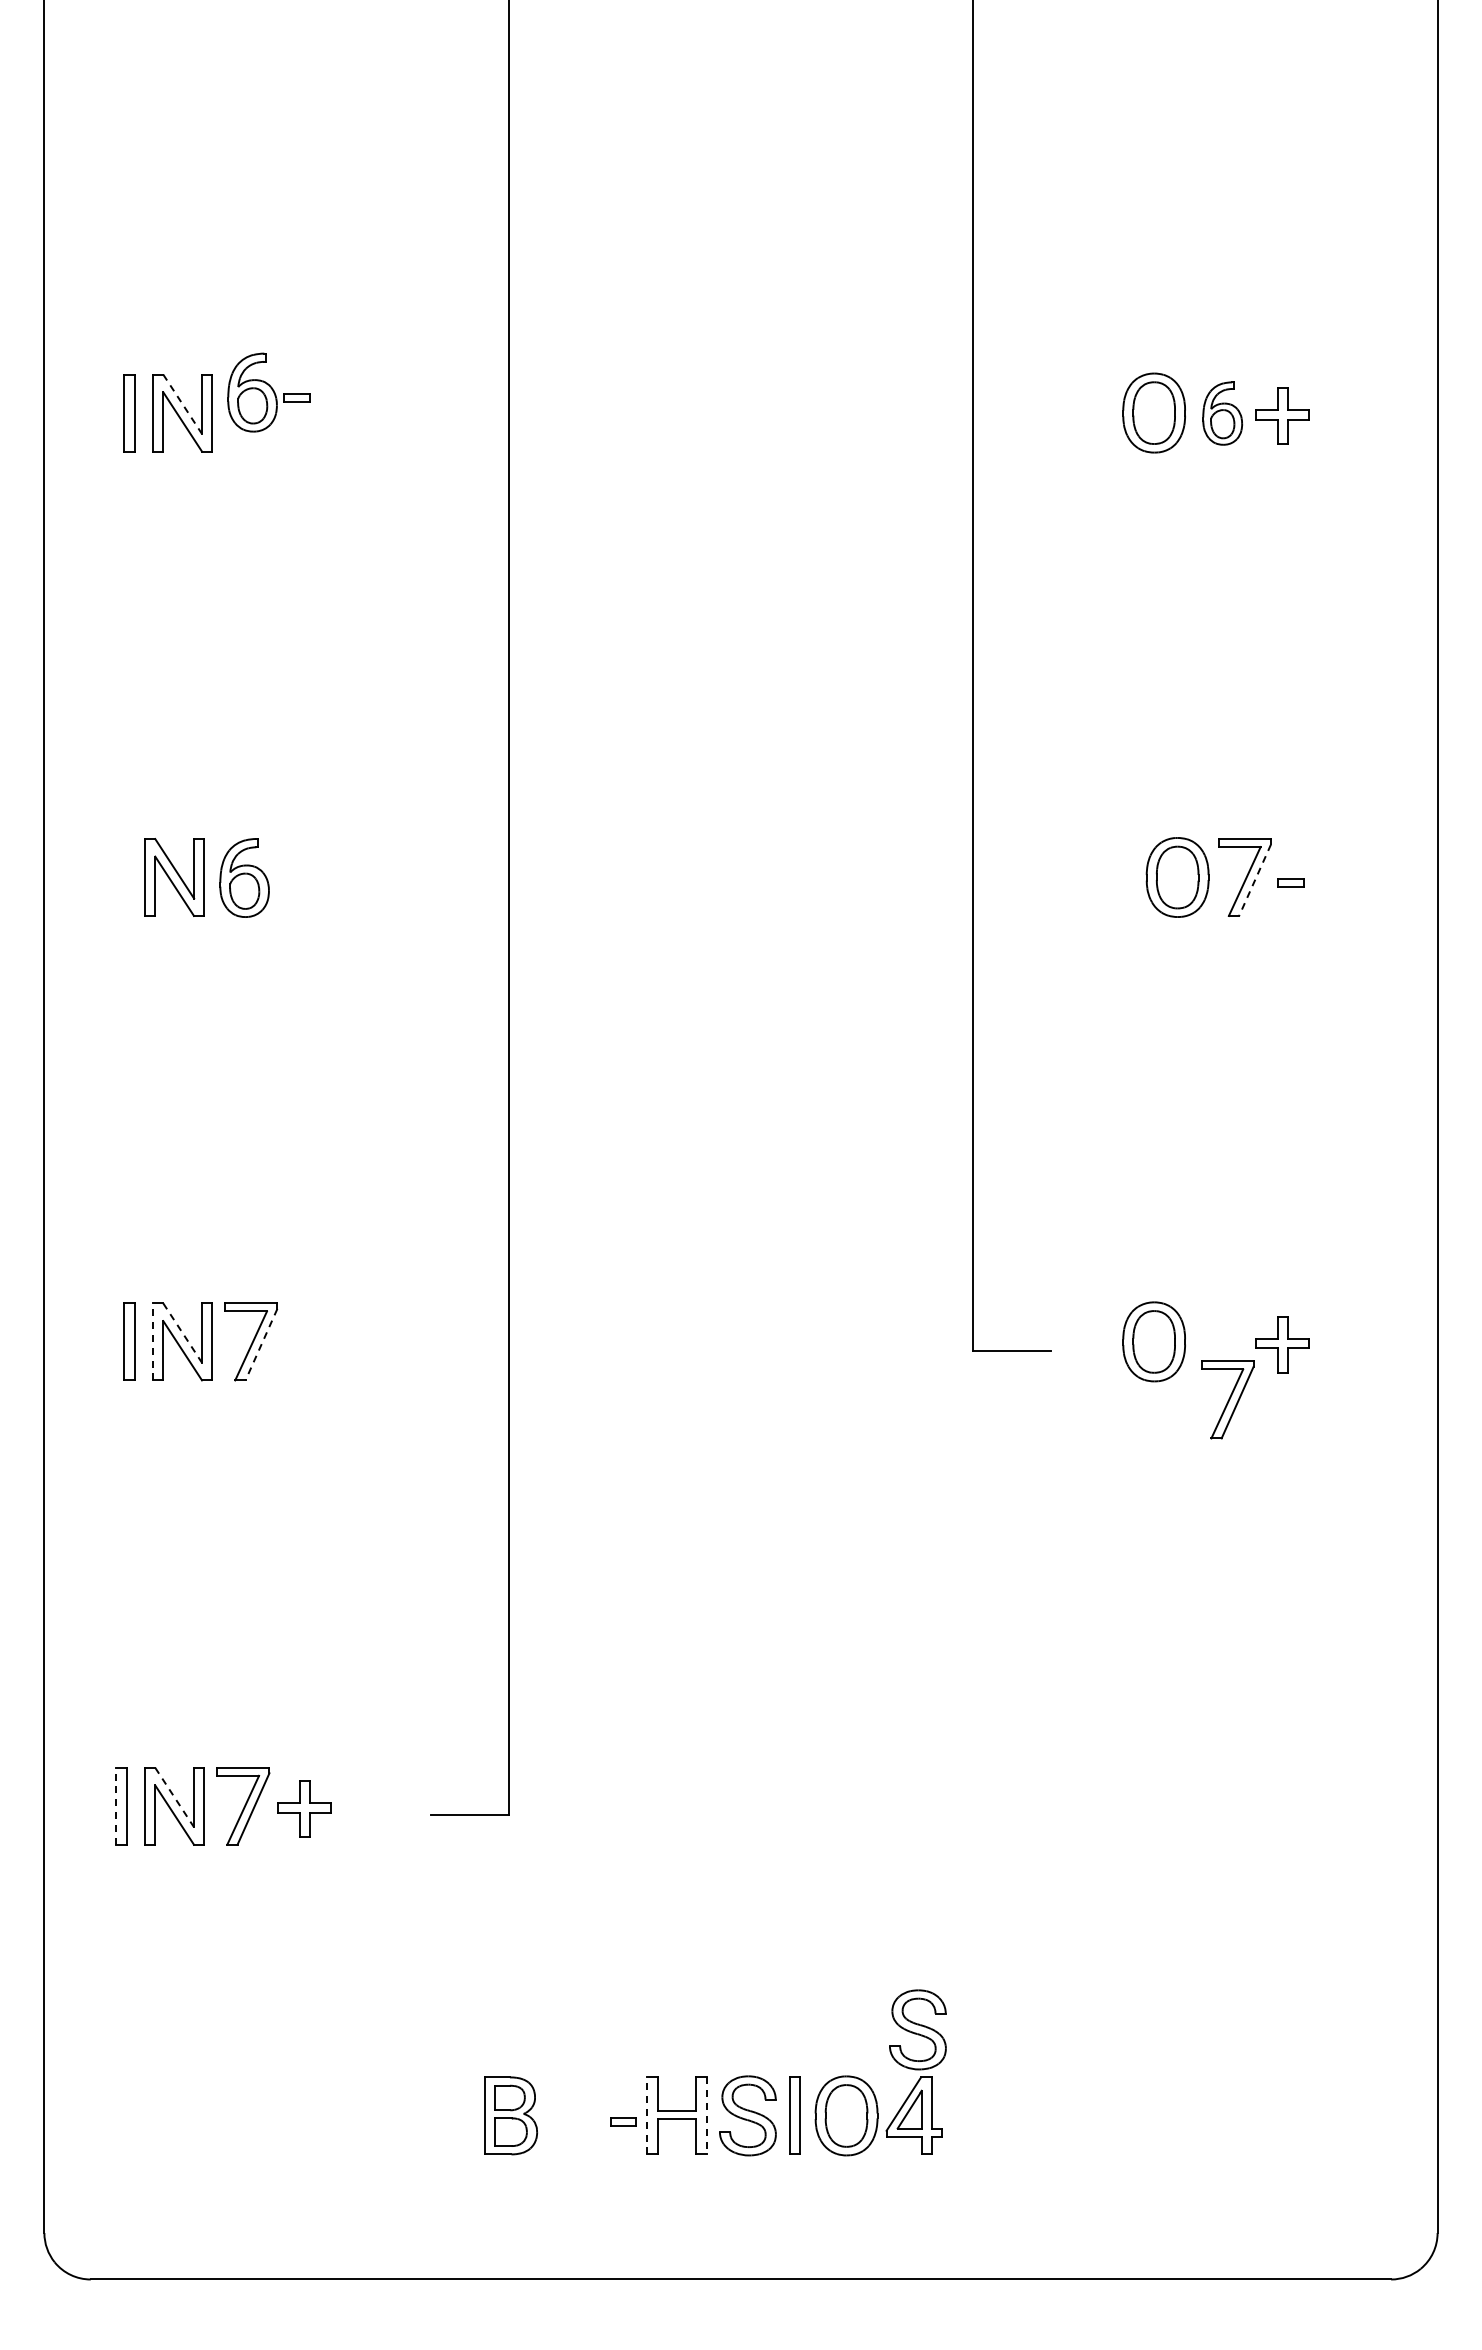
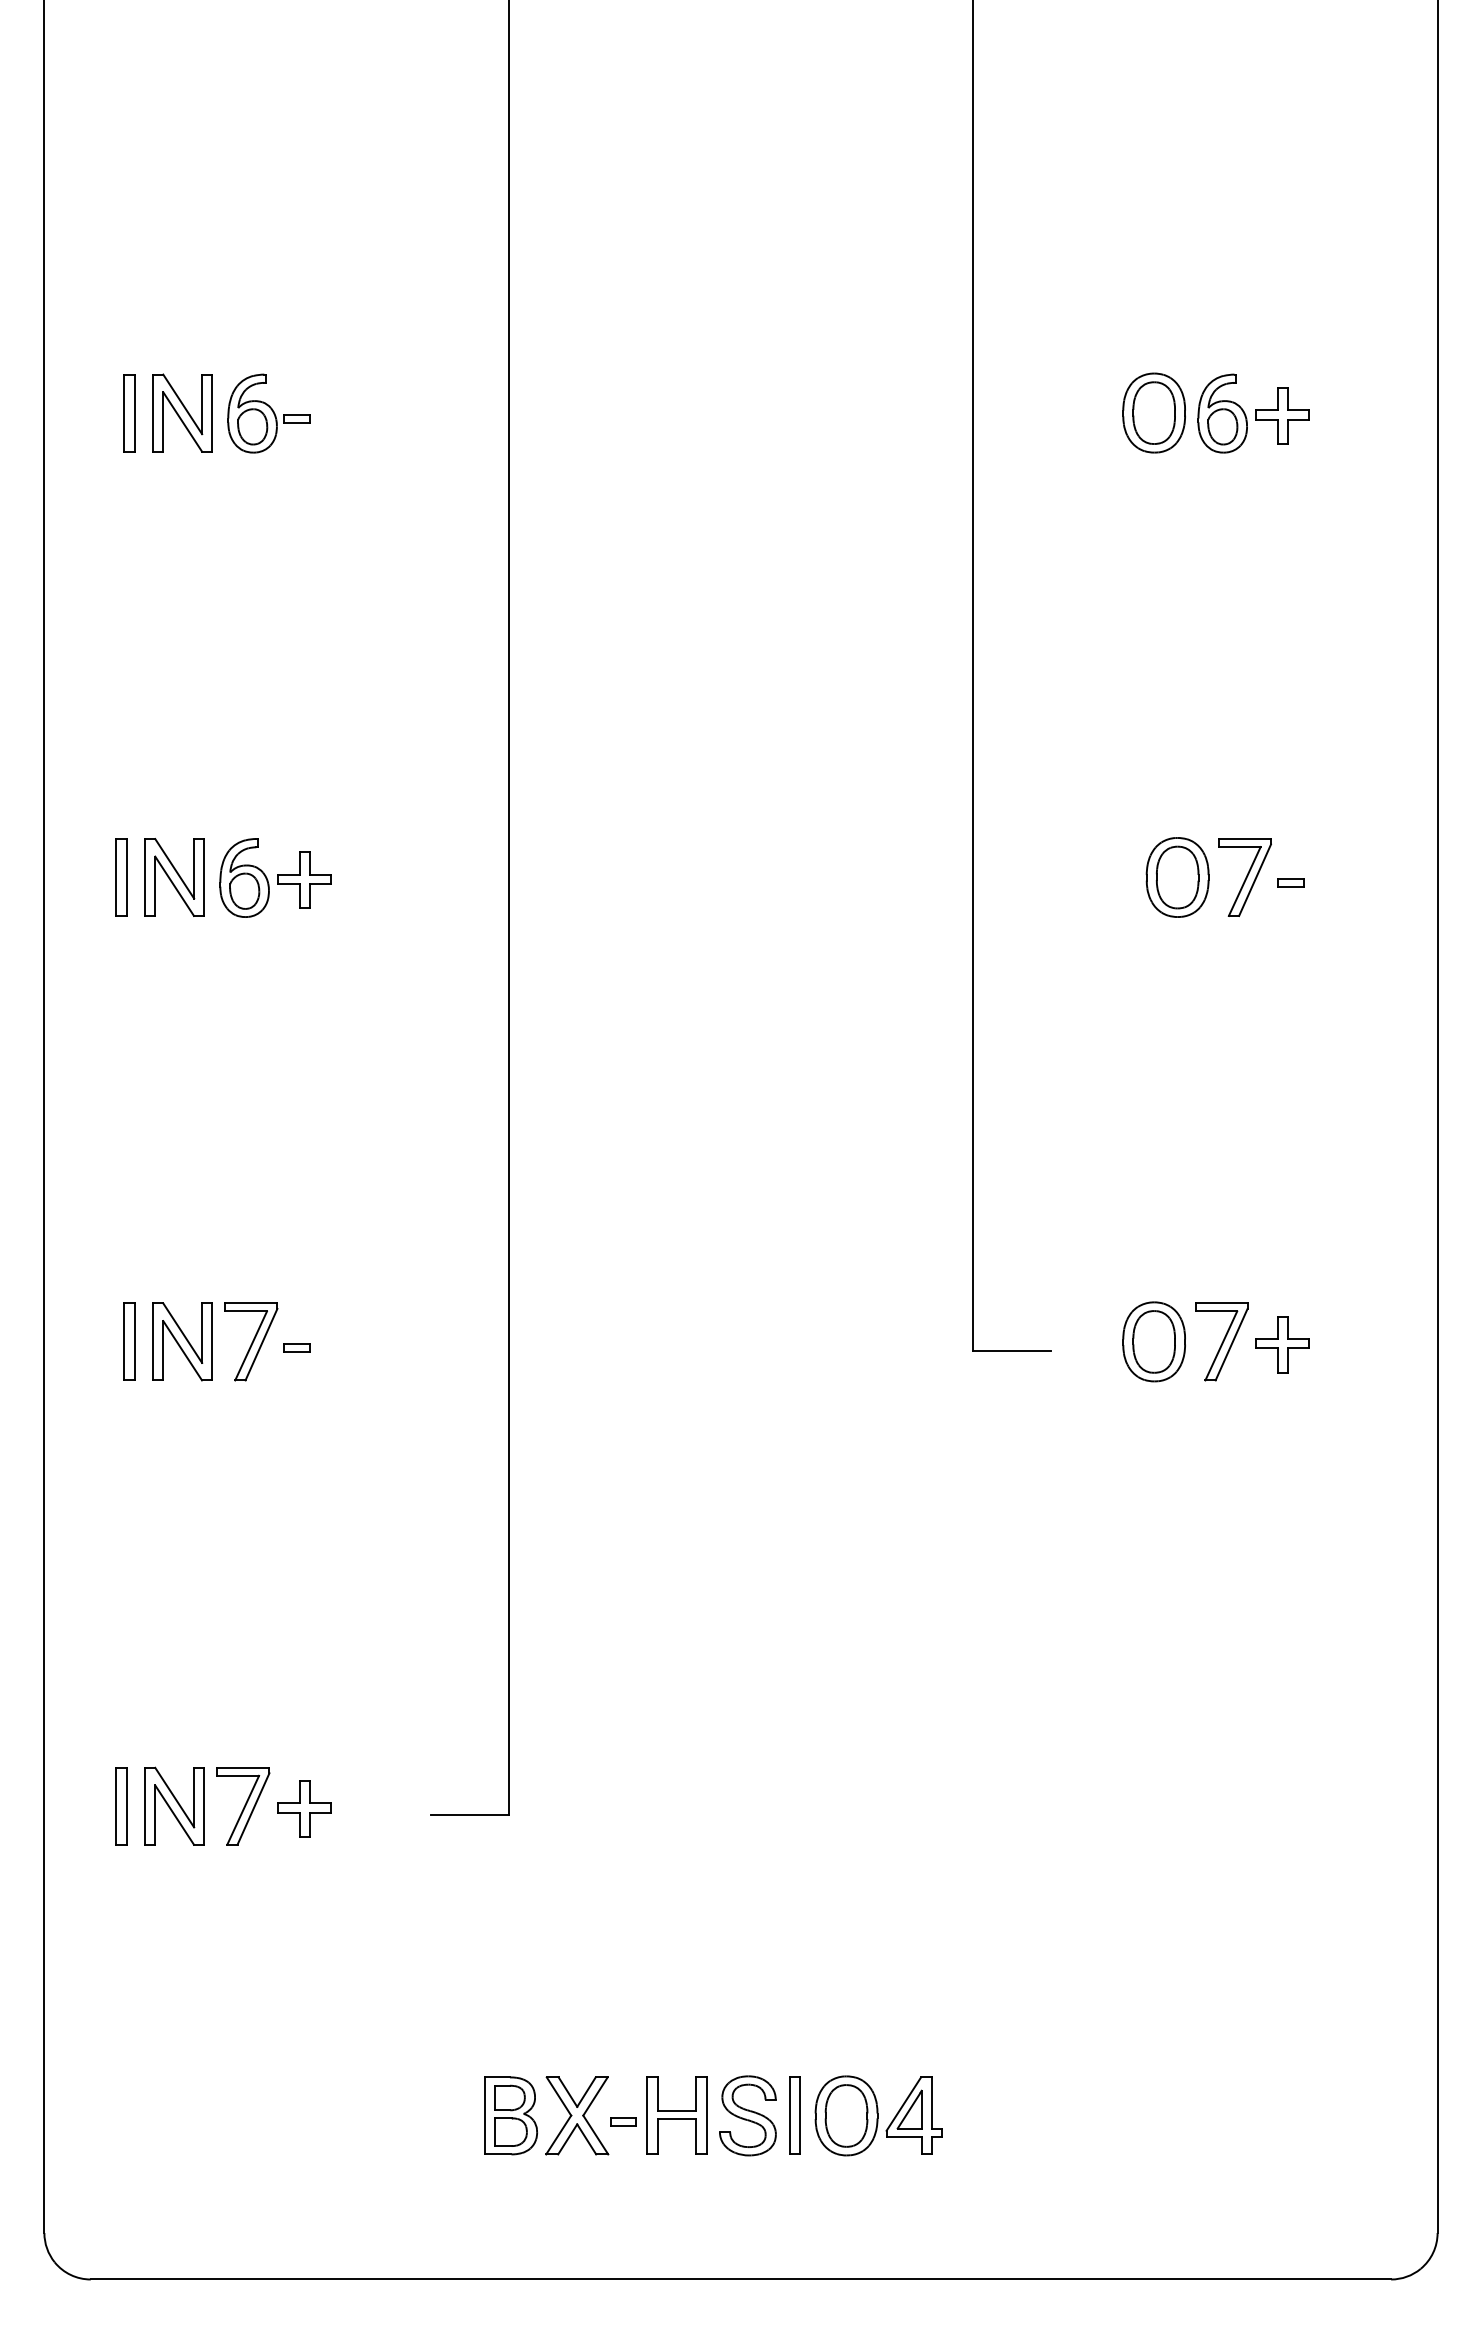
part position: (268, 392) -> (268, 413) (268, 413)
line: dashed -> solid (182, 404)
part size: 42x65 px -> 51x81 px (1222, 413)
part: none -> present (121, 877)
part: none -> present (304, 879)
line: dashed -> solid (1254, 880)
line: dashed -> solid (182, 1333)
line: dashed -> solid (153, 1341)
line: dashed -> solid (261, 1345)
part: none -> present (296, 1347)
part position: (1227, 1399) -> (1221, 1341) (1221, 1341)
line: dashed -> solid (174, 1797)
line: dashed -> solid (116, 1805)
part: present -> none (917, 2029)
part: none -> present (577, 2115)
line: dashed -> solid (647, 2115)
line: dashed -> solid (706, 2116)
